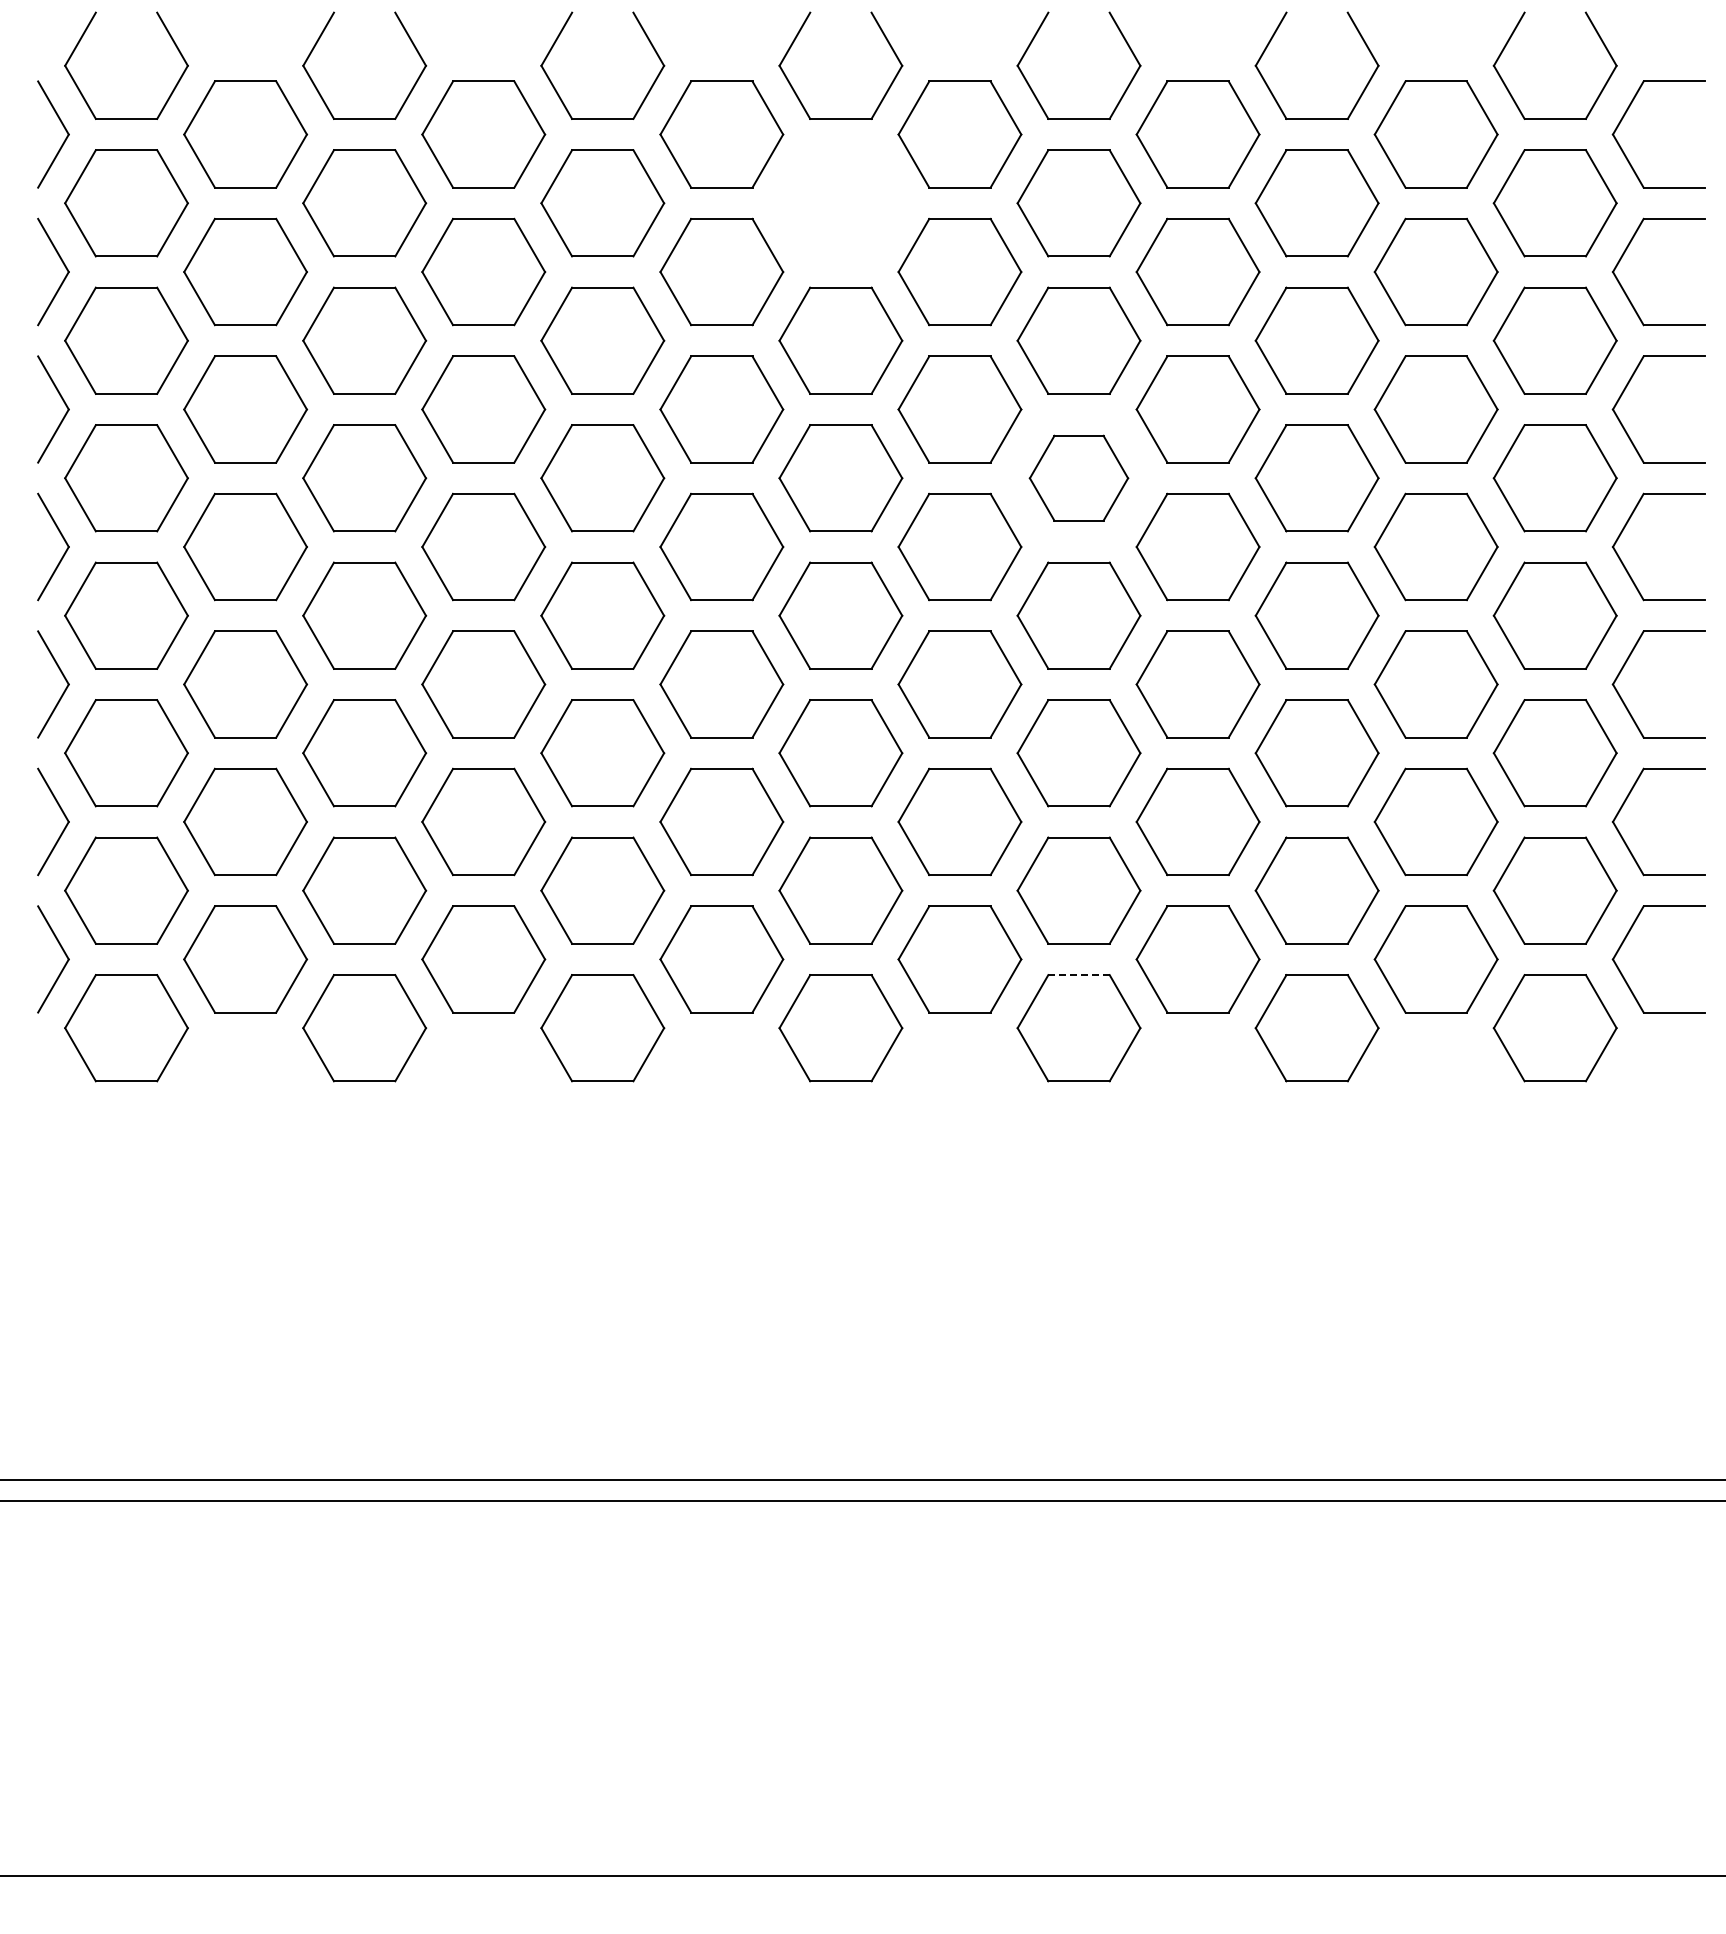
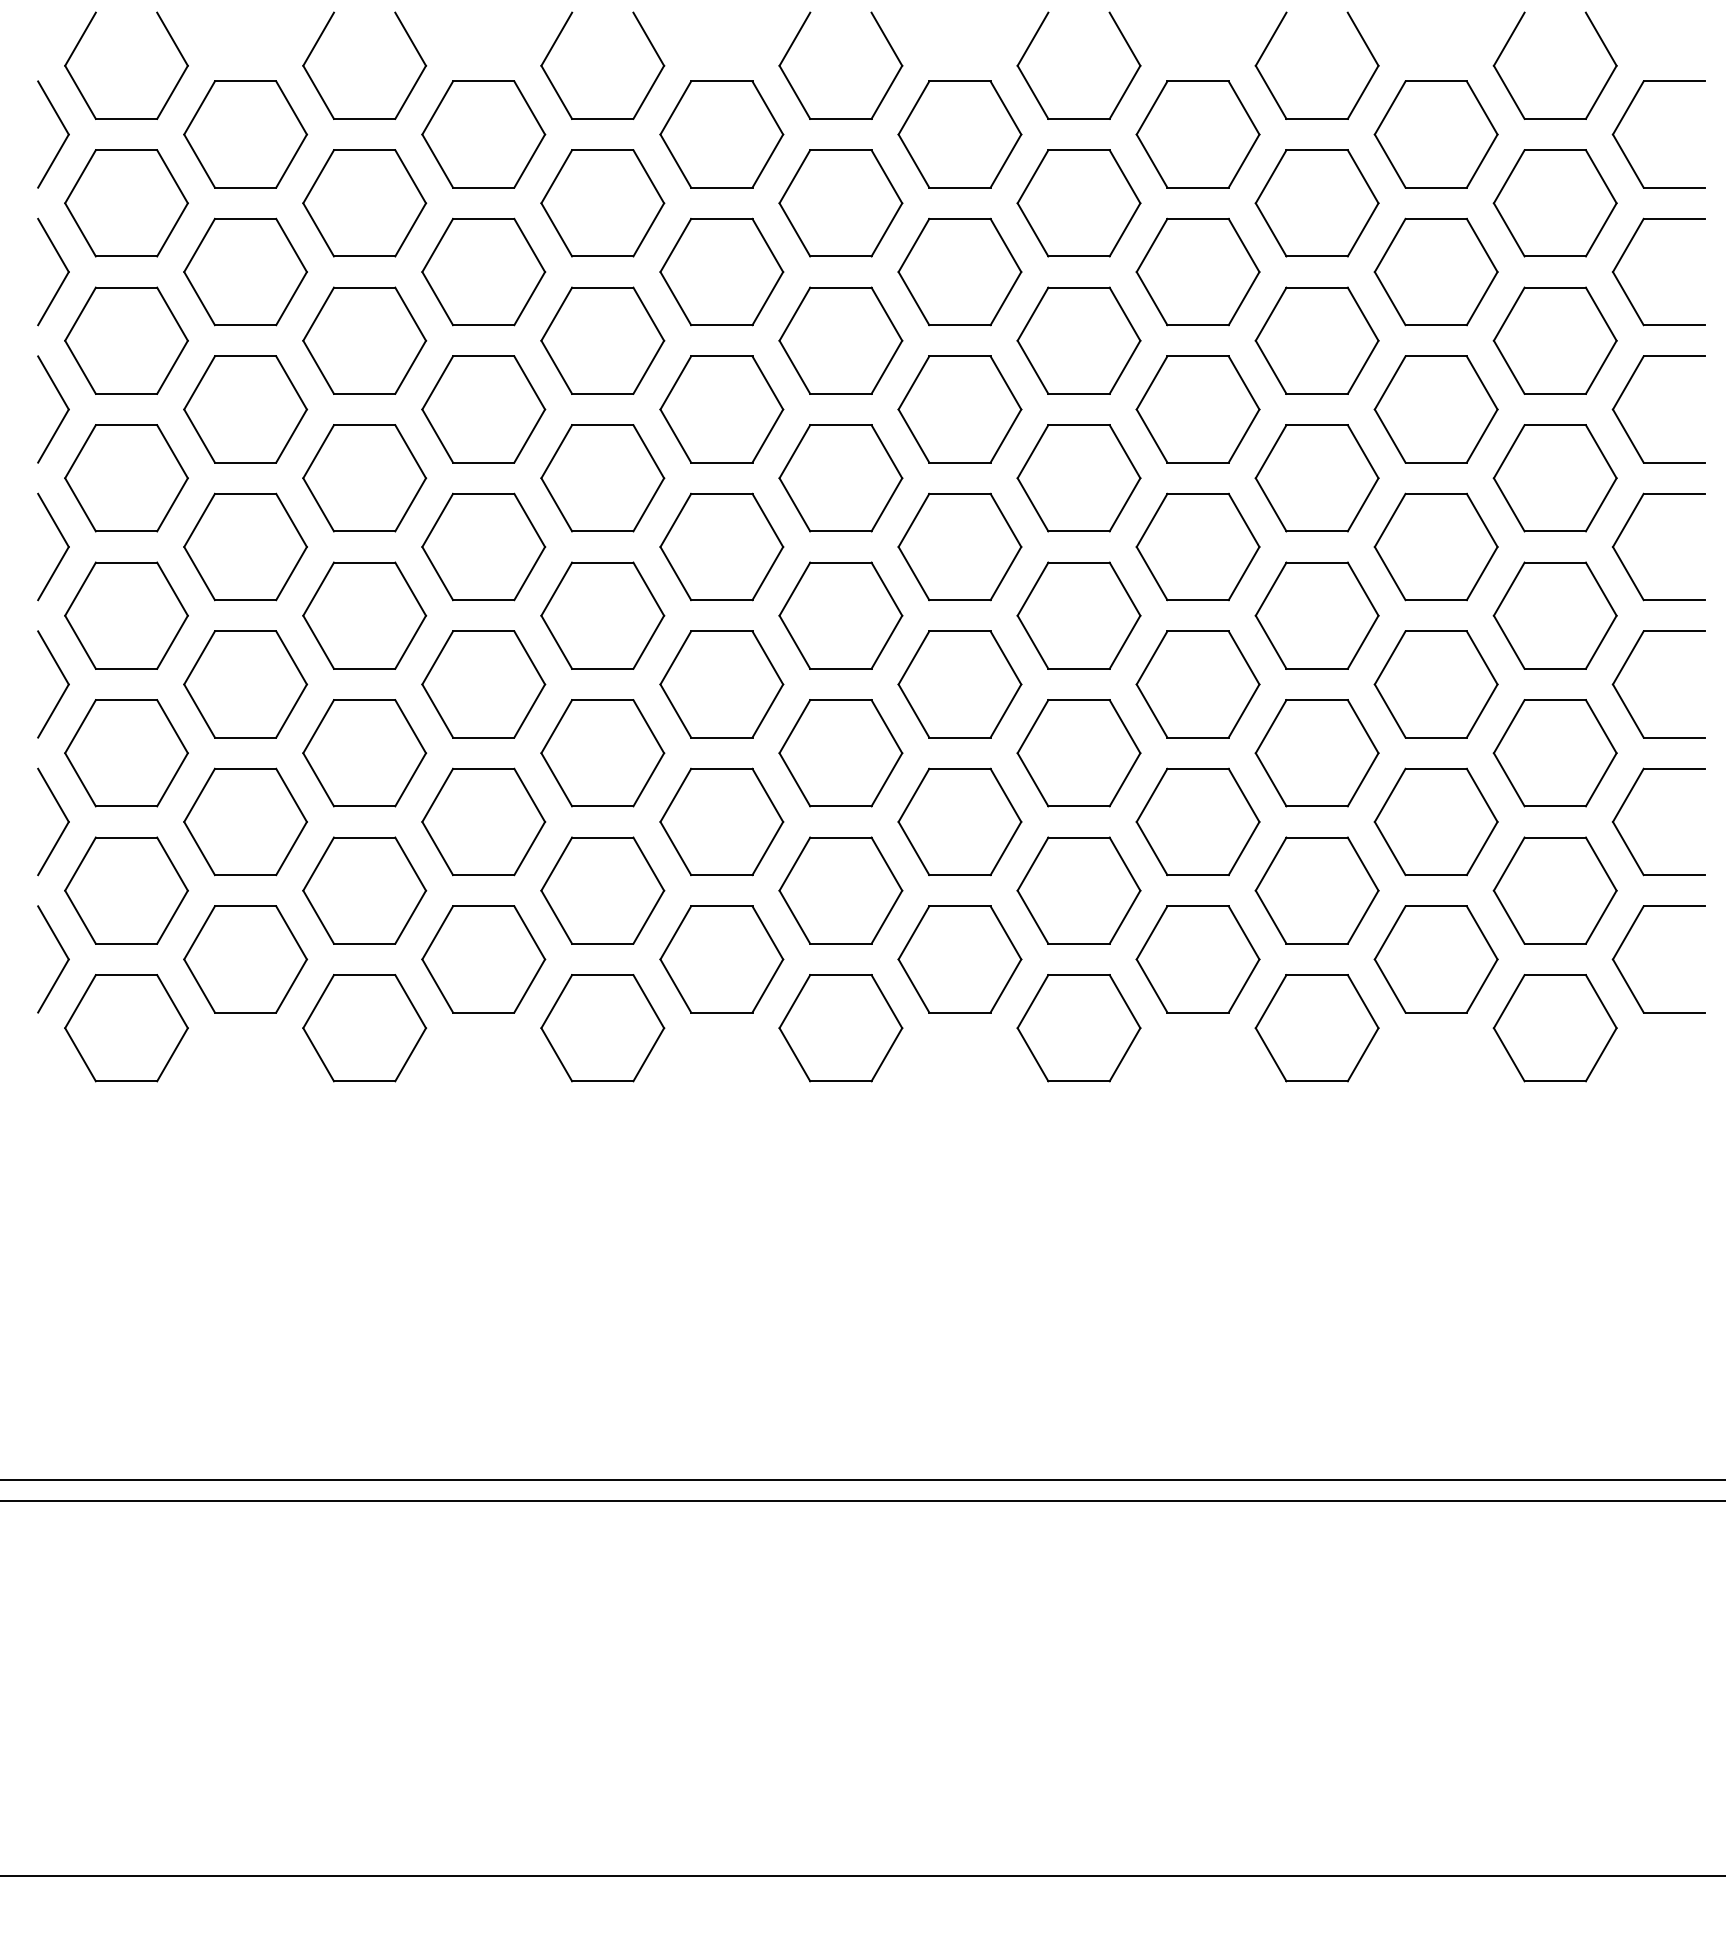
part: none -> present (840, 203)
part size: 102x88 px -> 126x109 px (1078, 478)
line: dashed -> solid (1079, 975)
